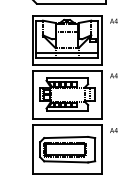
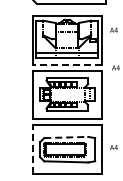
text position: (113, 20) -> (113, 29) (113, 29)
line: solid -> dashed (66, 64)
text position: (113, 75) -> (115, 67) (115, 67)
text position: (113, 130) -> (113, 147) (113, 147)
line: solid -> dashed (66, 137)
line: solid -> dashed (32, 149)
